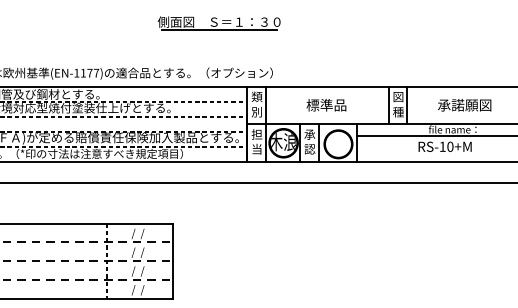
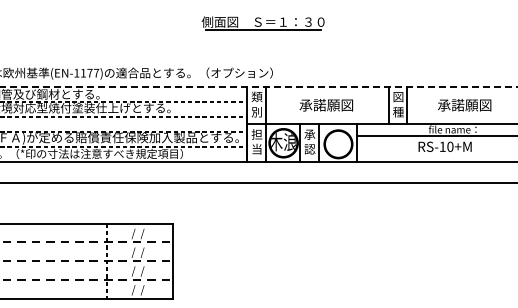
part position: (218, 23) -> (262, 23) (262, 23)
line: solid -> dashed (258, 86)
text: 標準品 -> 承諾願図 (326, 104)
